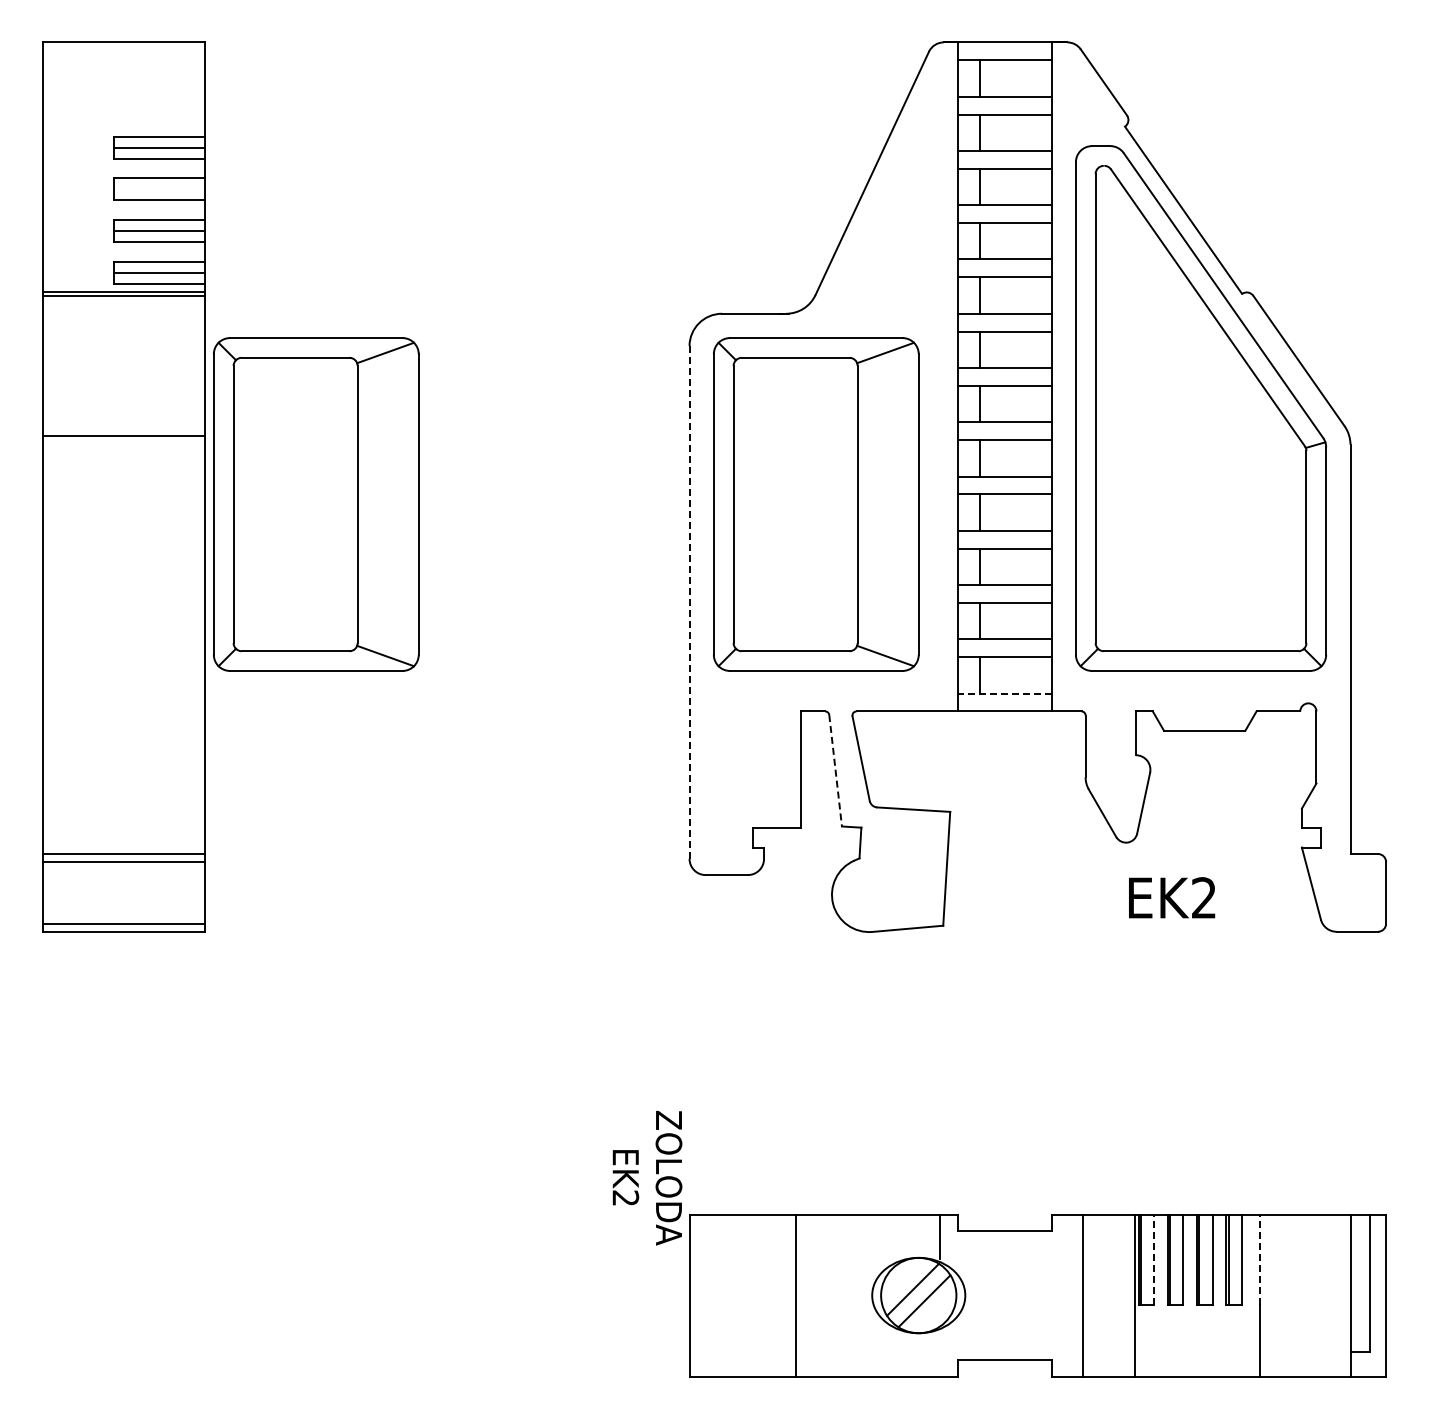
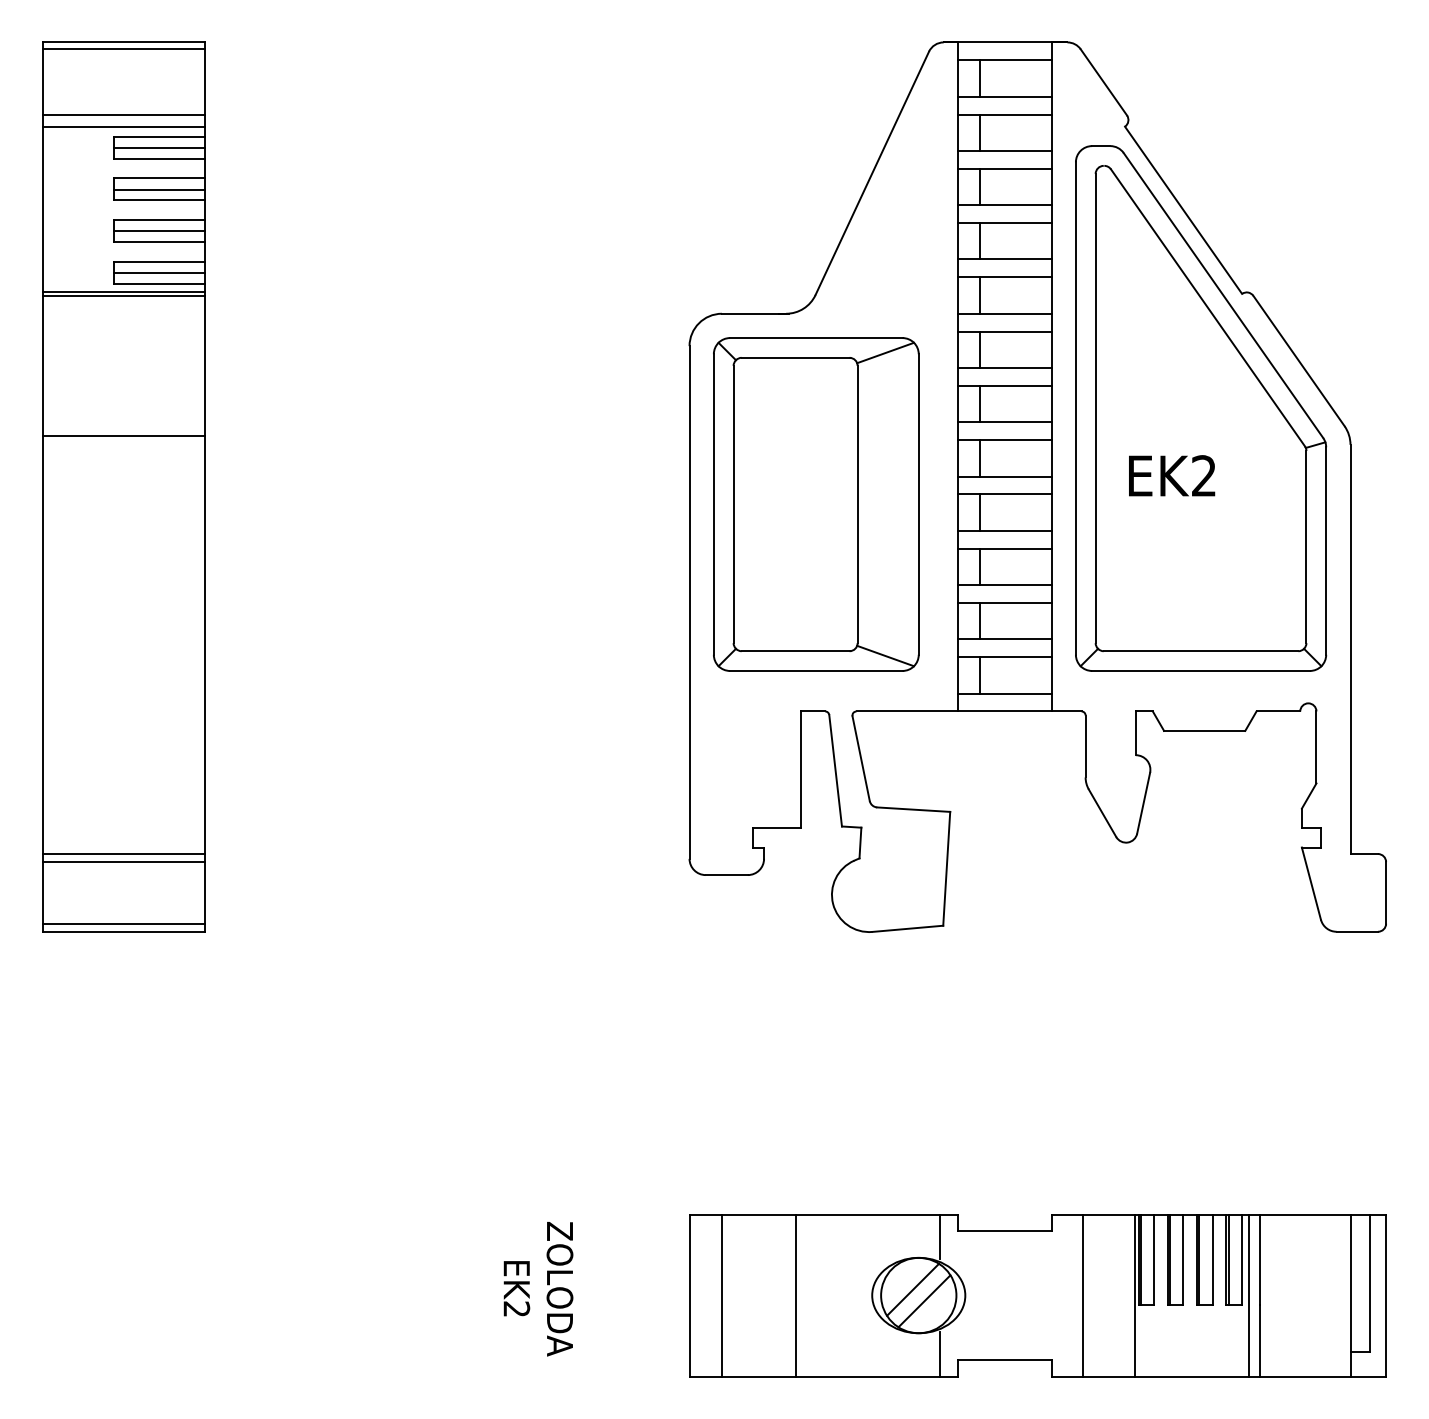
line: none -> present (123, 49)
line: none -> present (123, 115)
line: none -> present (123, 126)
line: none -> present (159, 189)
part: present -> none (316, 504)
line: dashed -> solid (689, 603)
line: dashed -> solid (1004, 693)
line: dashed -> solid (835, 771)
text position: (1172, 897) -> (1172, 475) (1172, 475)
text position: (647, 1178) -> (538, 1289) (538, 1289)
line: dashed -> solid (1153, 1259)
line: dashed -> solid (1260, 1259)
line: none -> present (721, 1295)
line: none -> present (1248, 1295)
line: none -> present (939, 1353)
